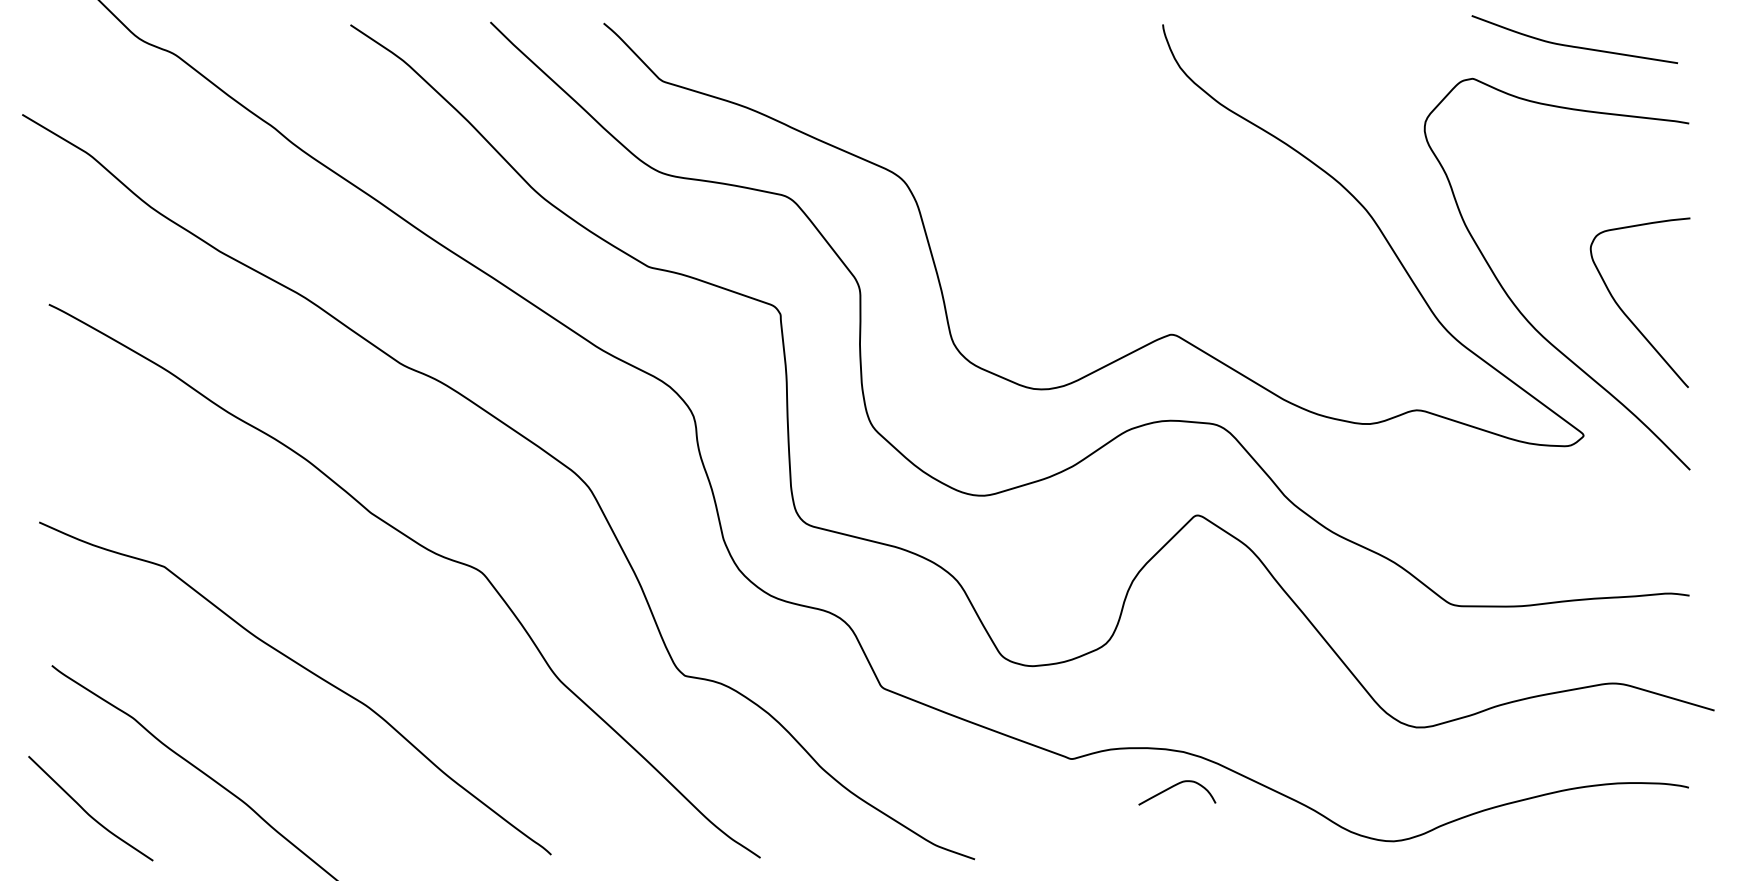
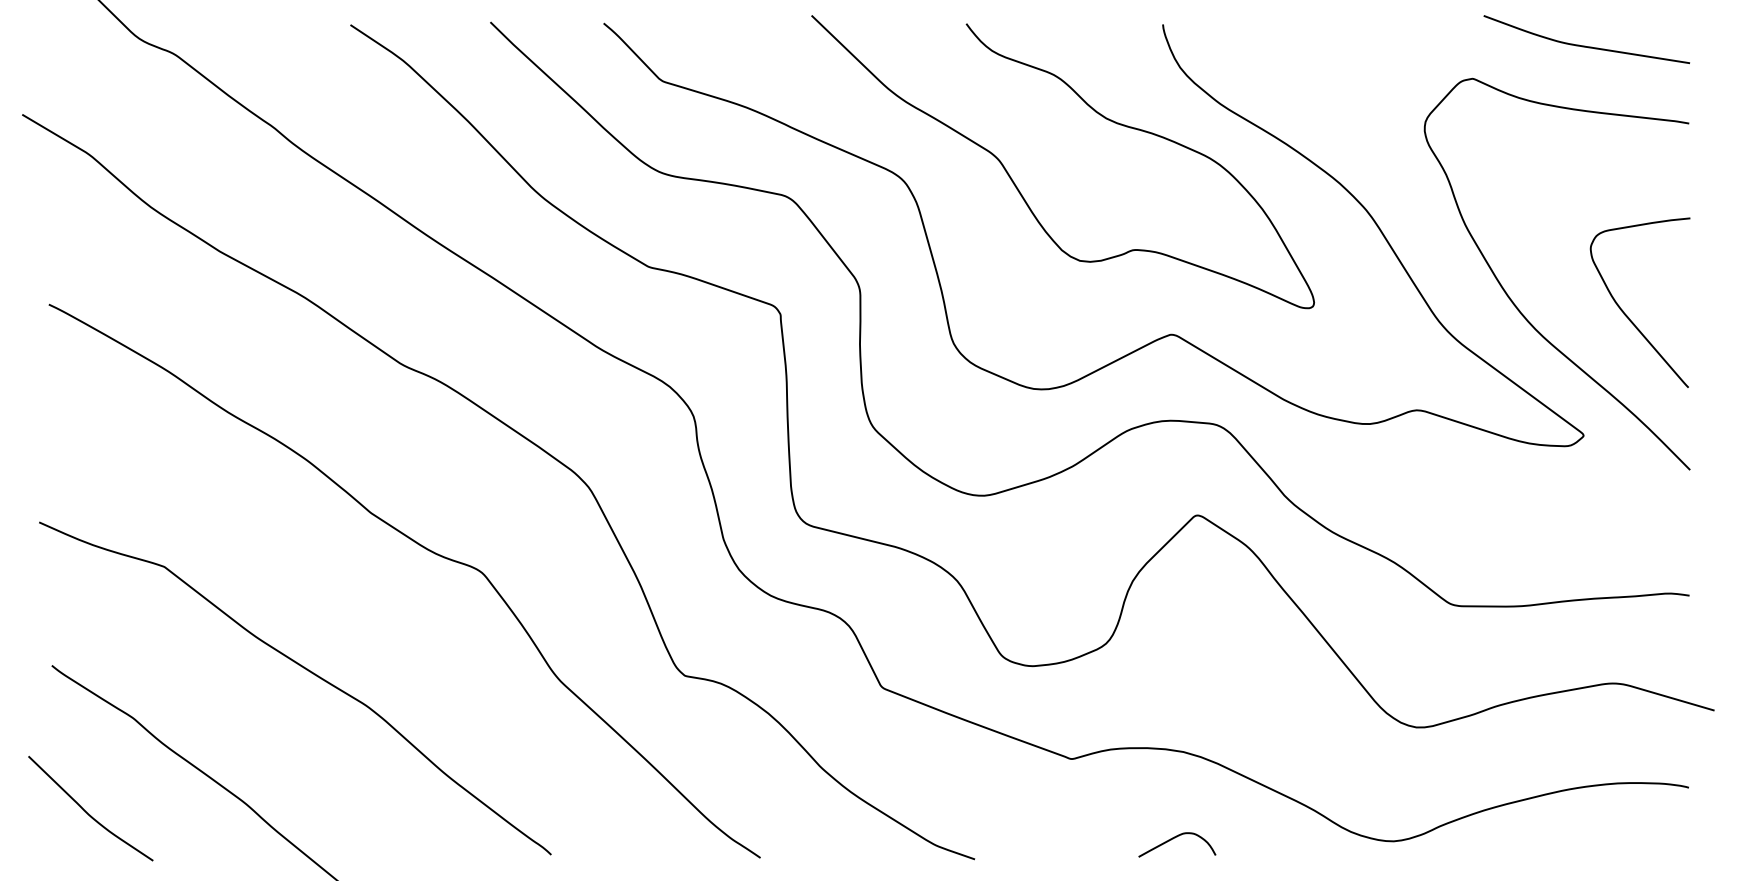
curve position: (1573, 45) -> (1585, 45) (1585, 45)
curve: none -> present (1020, 191)
curve position: (1175, 786) -> (1175, 838) (1175, 838)
